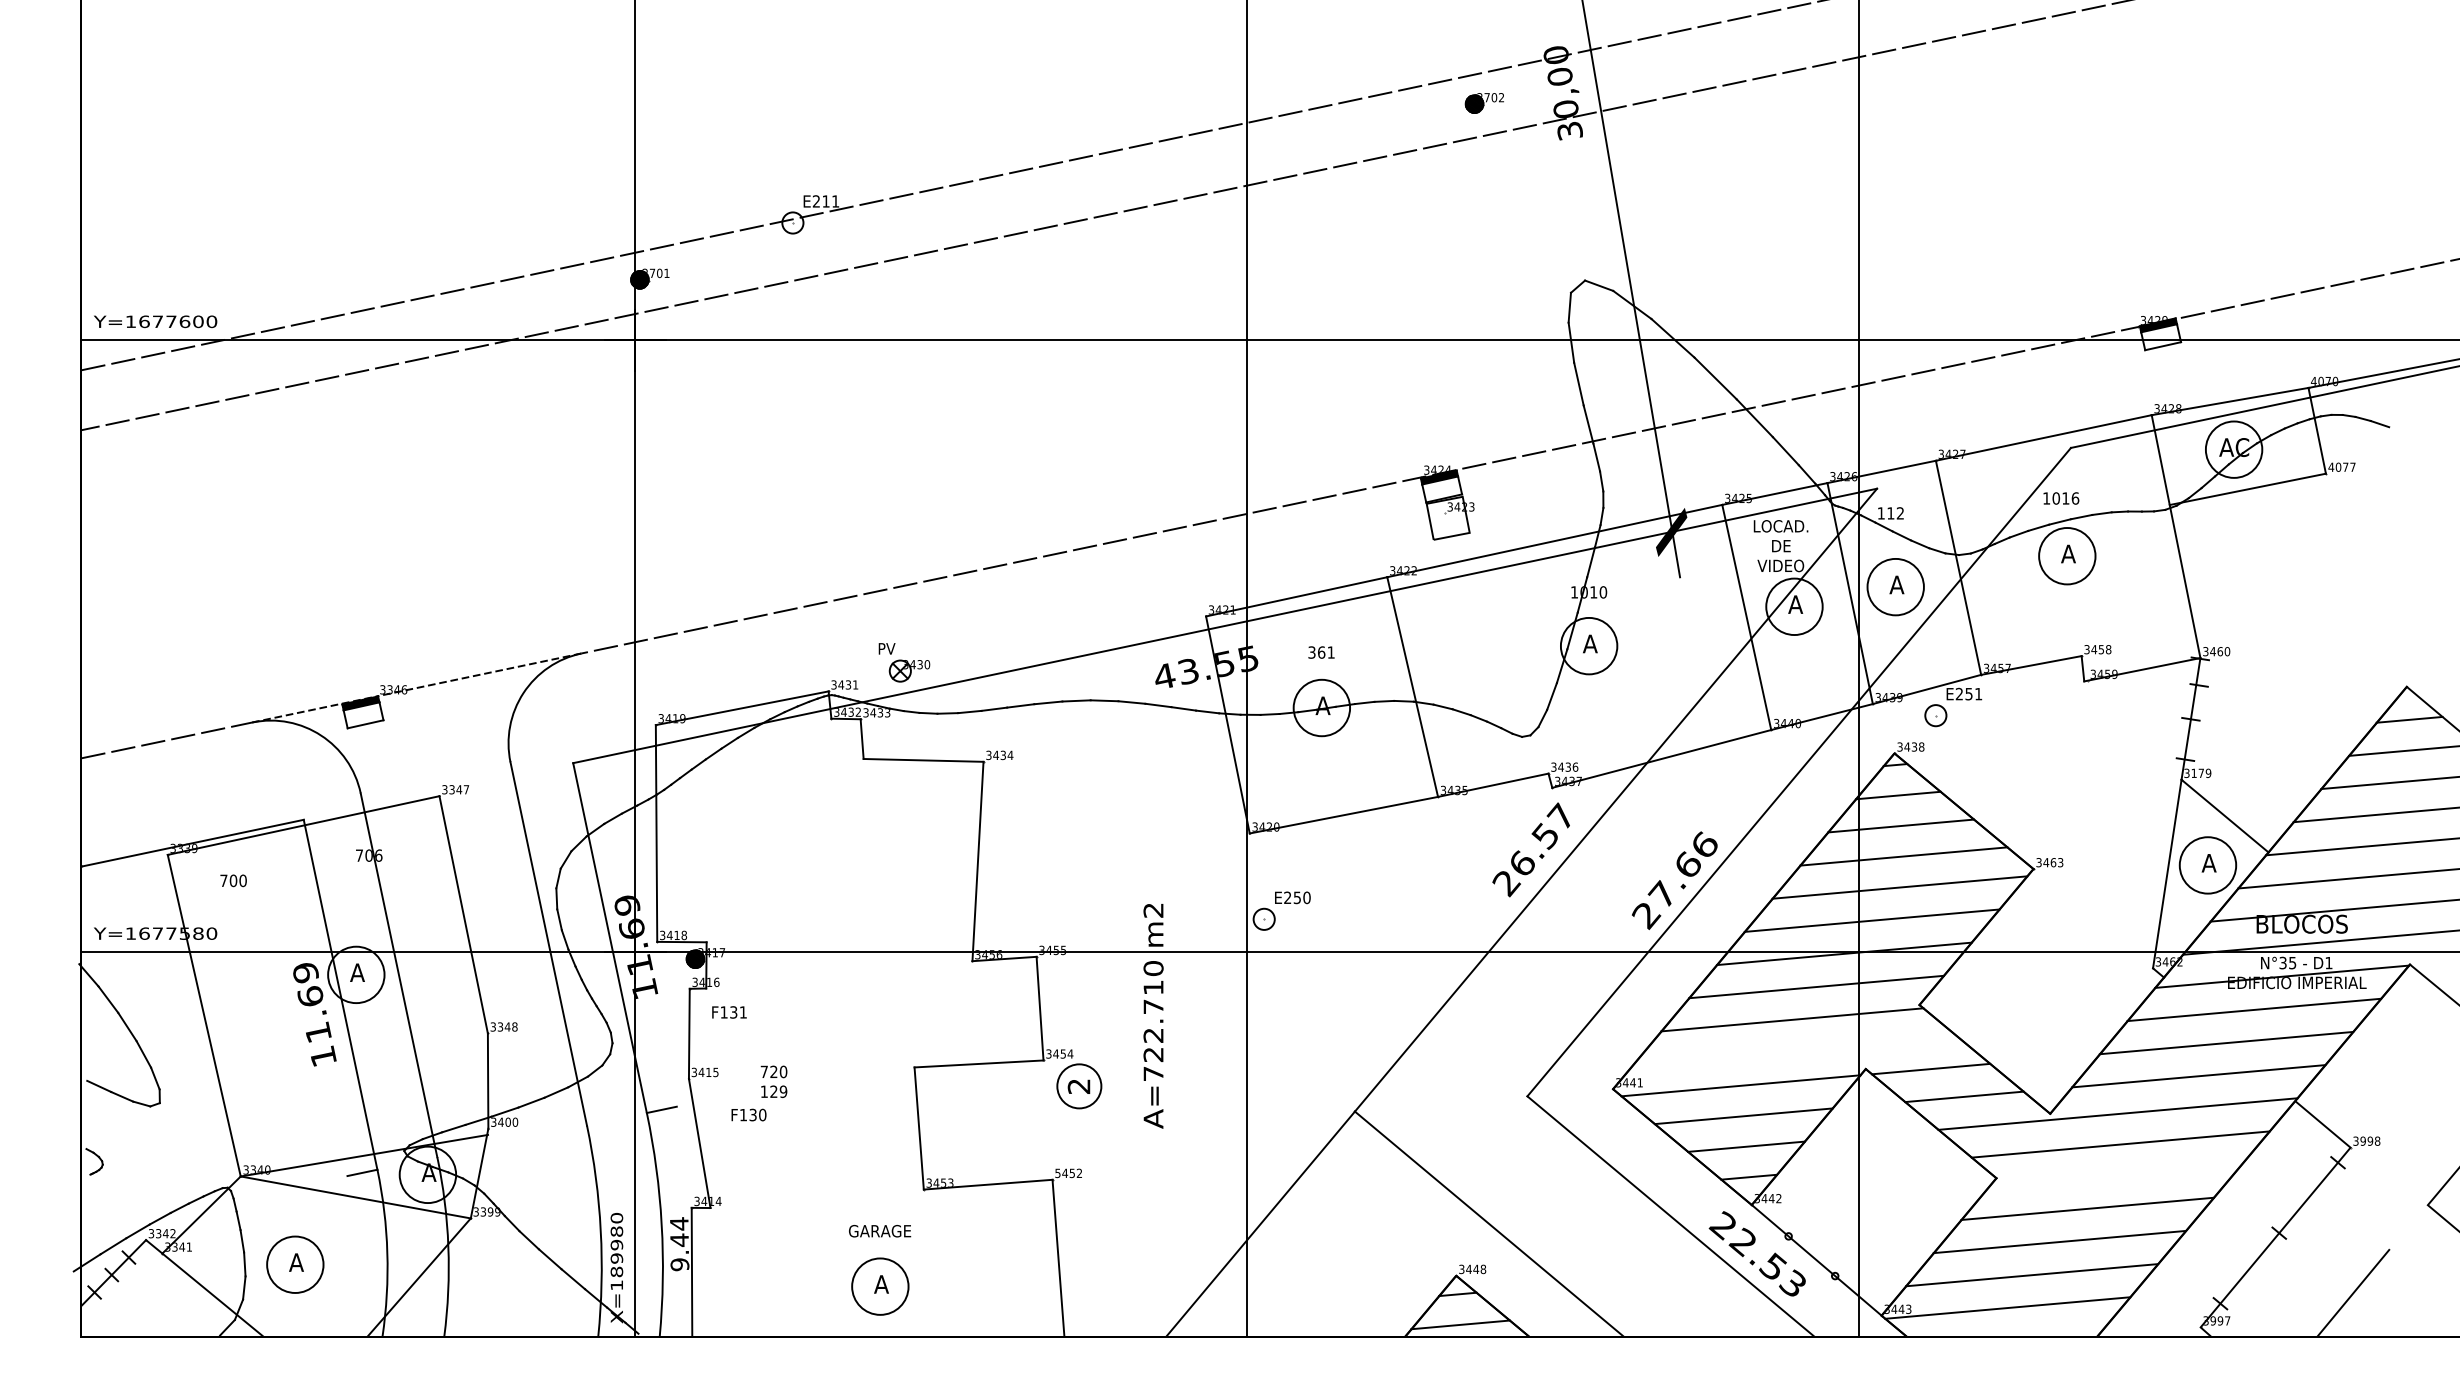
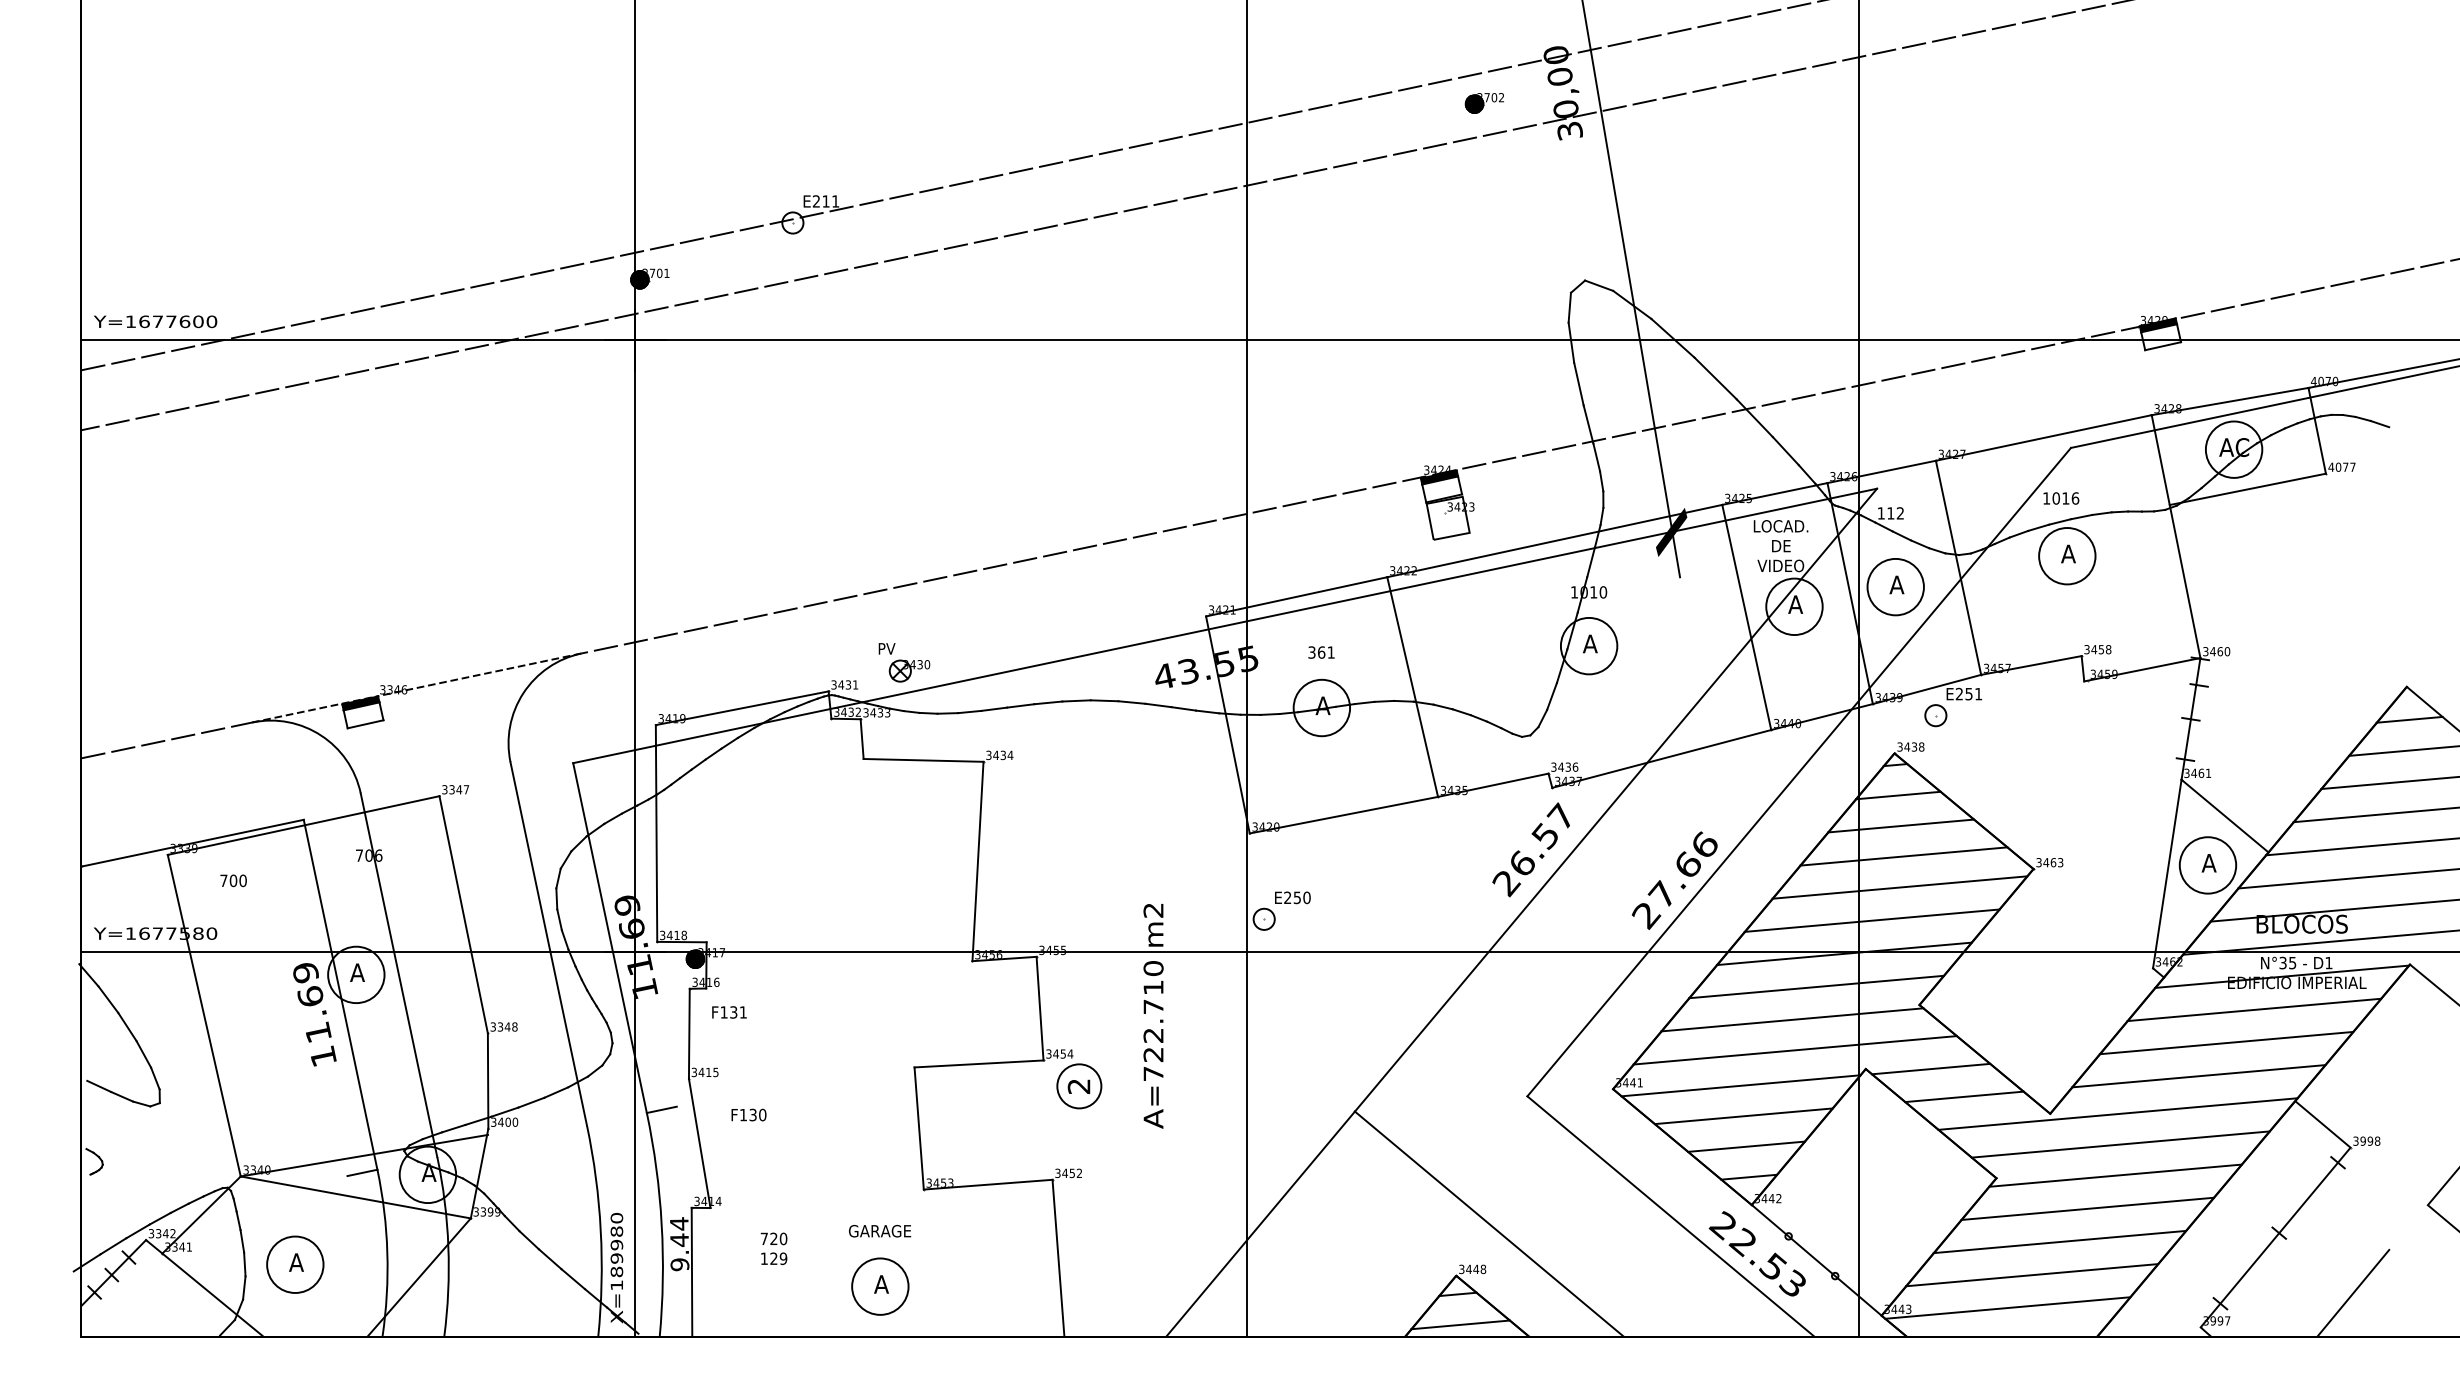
text: 3179 -> 3461 (2201, 772)
line: none -> present (1794, 1050)
text position: (773, 1081) -> (773, 1248) (773, 1248)
text: 5452 -> 3452 (1057, 1172)
line: none -> present (2115, 1175)
